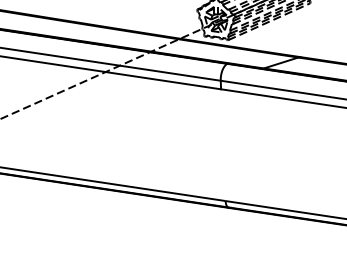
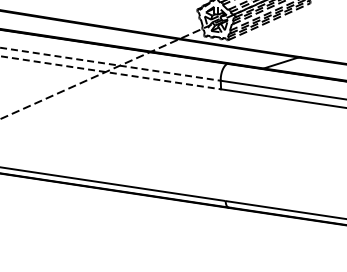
arc: solid -> dashed (111, 64)
arc: solid -> dashed (111, 72)
